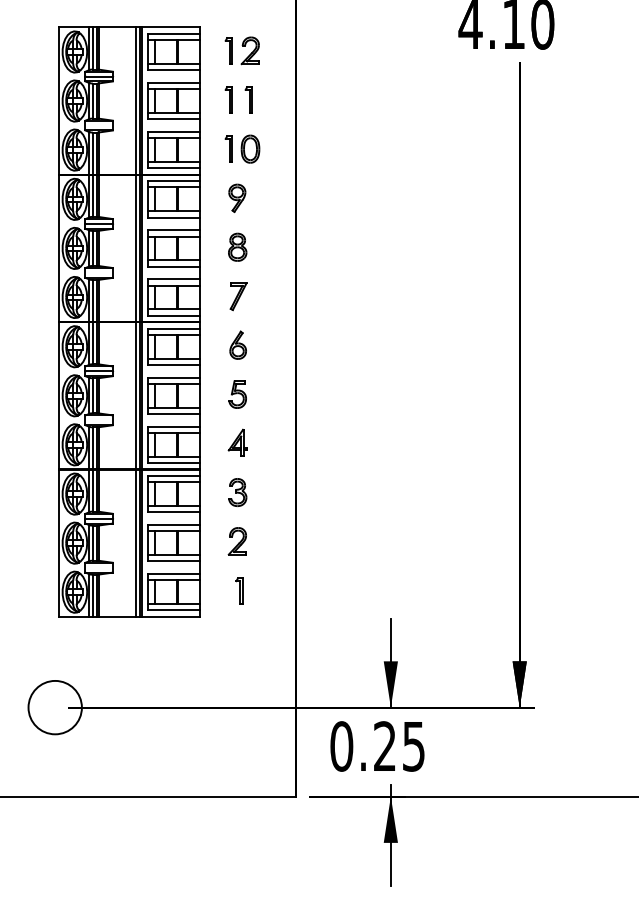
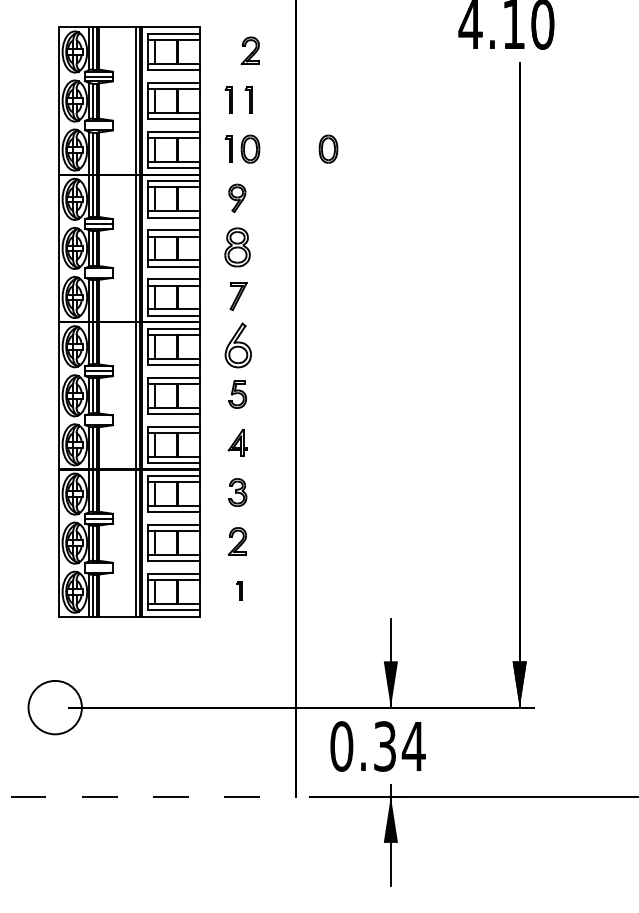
part: present -> none (228, 50)
part: none -> present (328, 148)
part size: 20x30 px -> 27x41 px (237, 247)
part size: 18x30 px -> 28x47 px (237, 345)
part size: 9x28 px -> 7x20 px (239, 590)
text: 0.25 -> 0.34 (399, 746)
line: solid -> dashed (148, 796)
